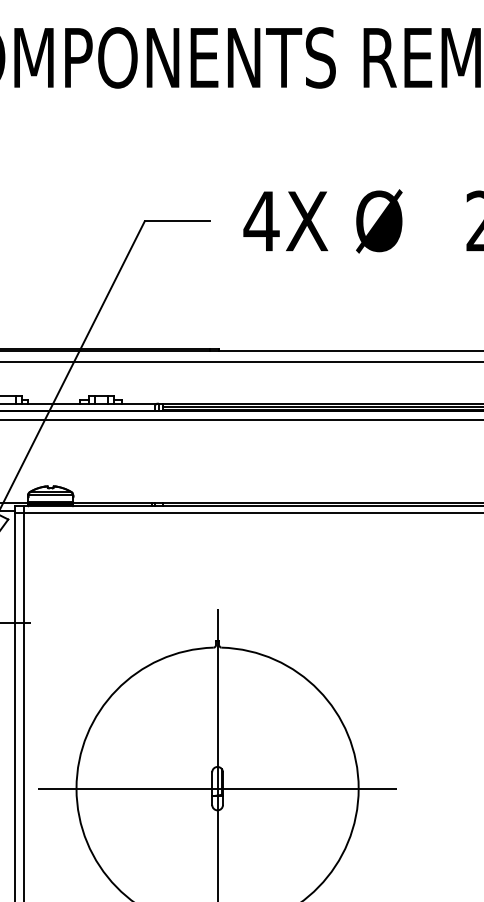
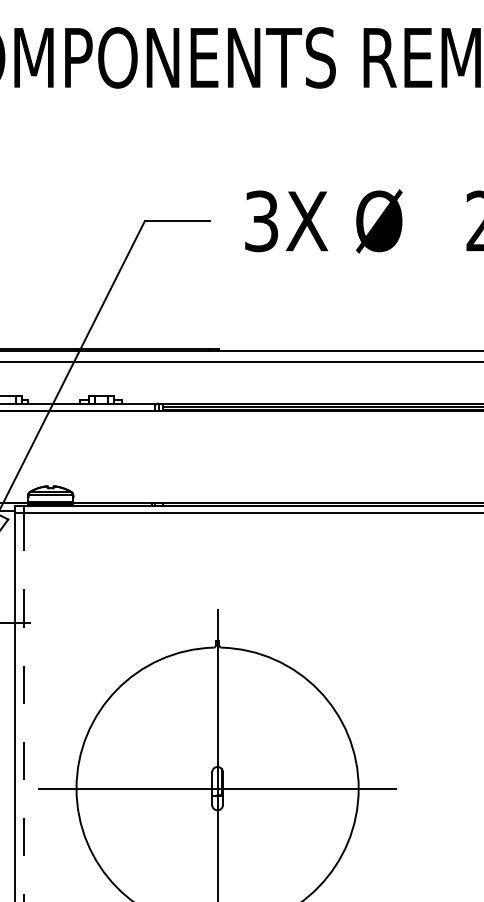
text: 4X -> 3X (261, 221)
line: present -> none (241, 419)
line: solid -> dashed (23, 708)
